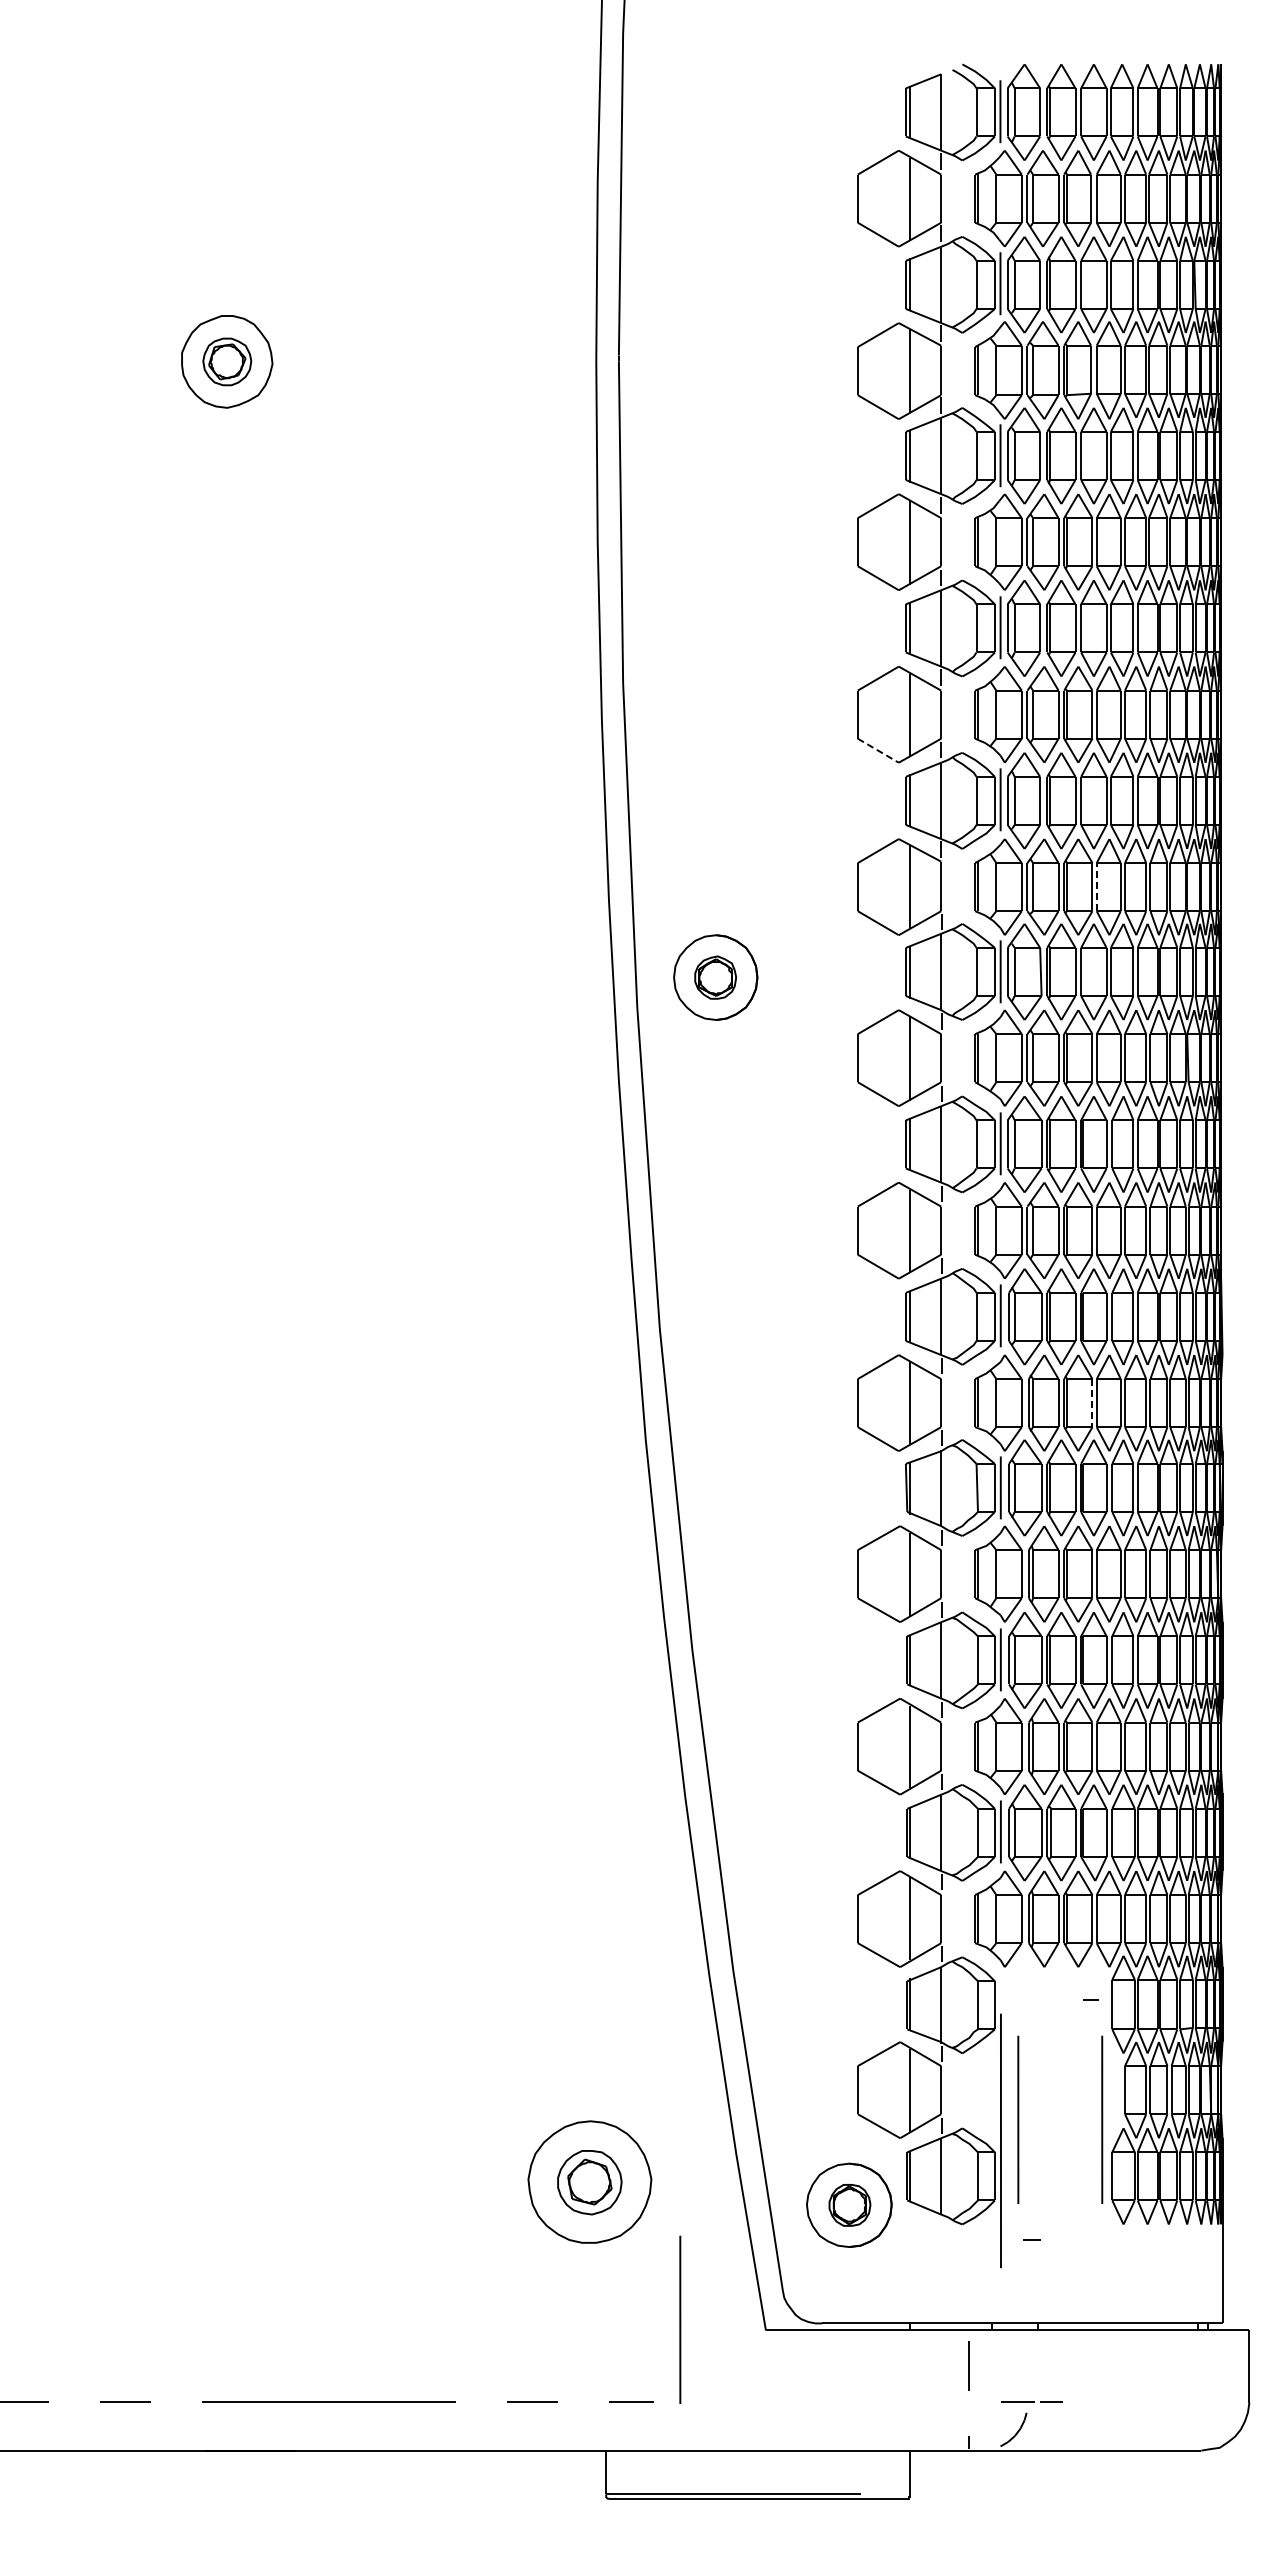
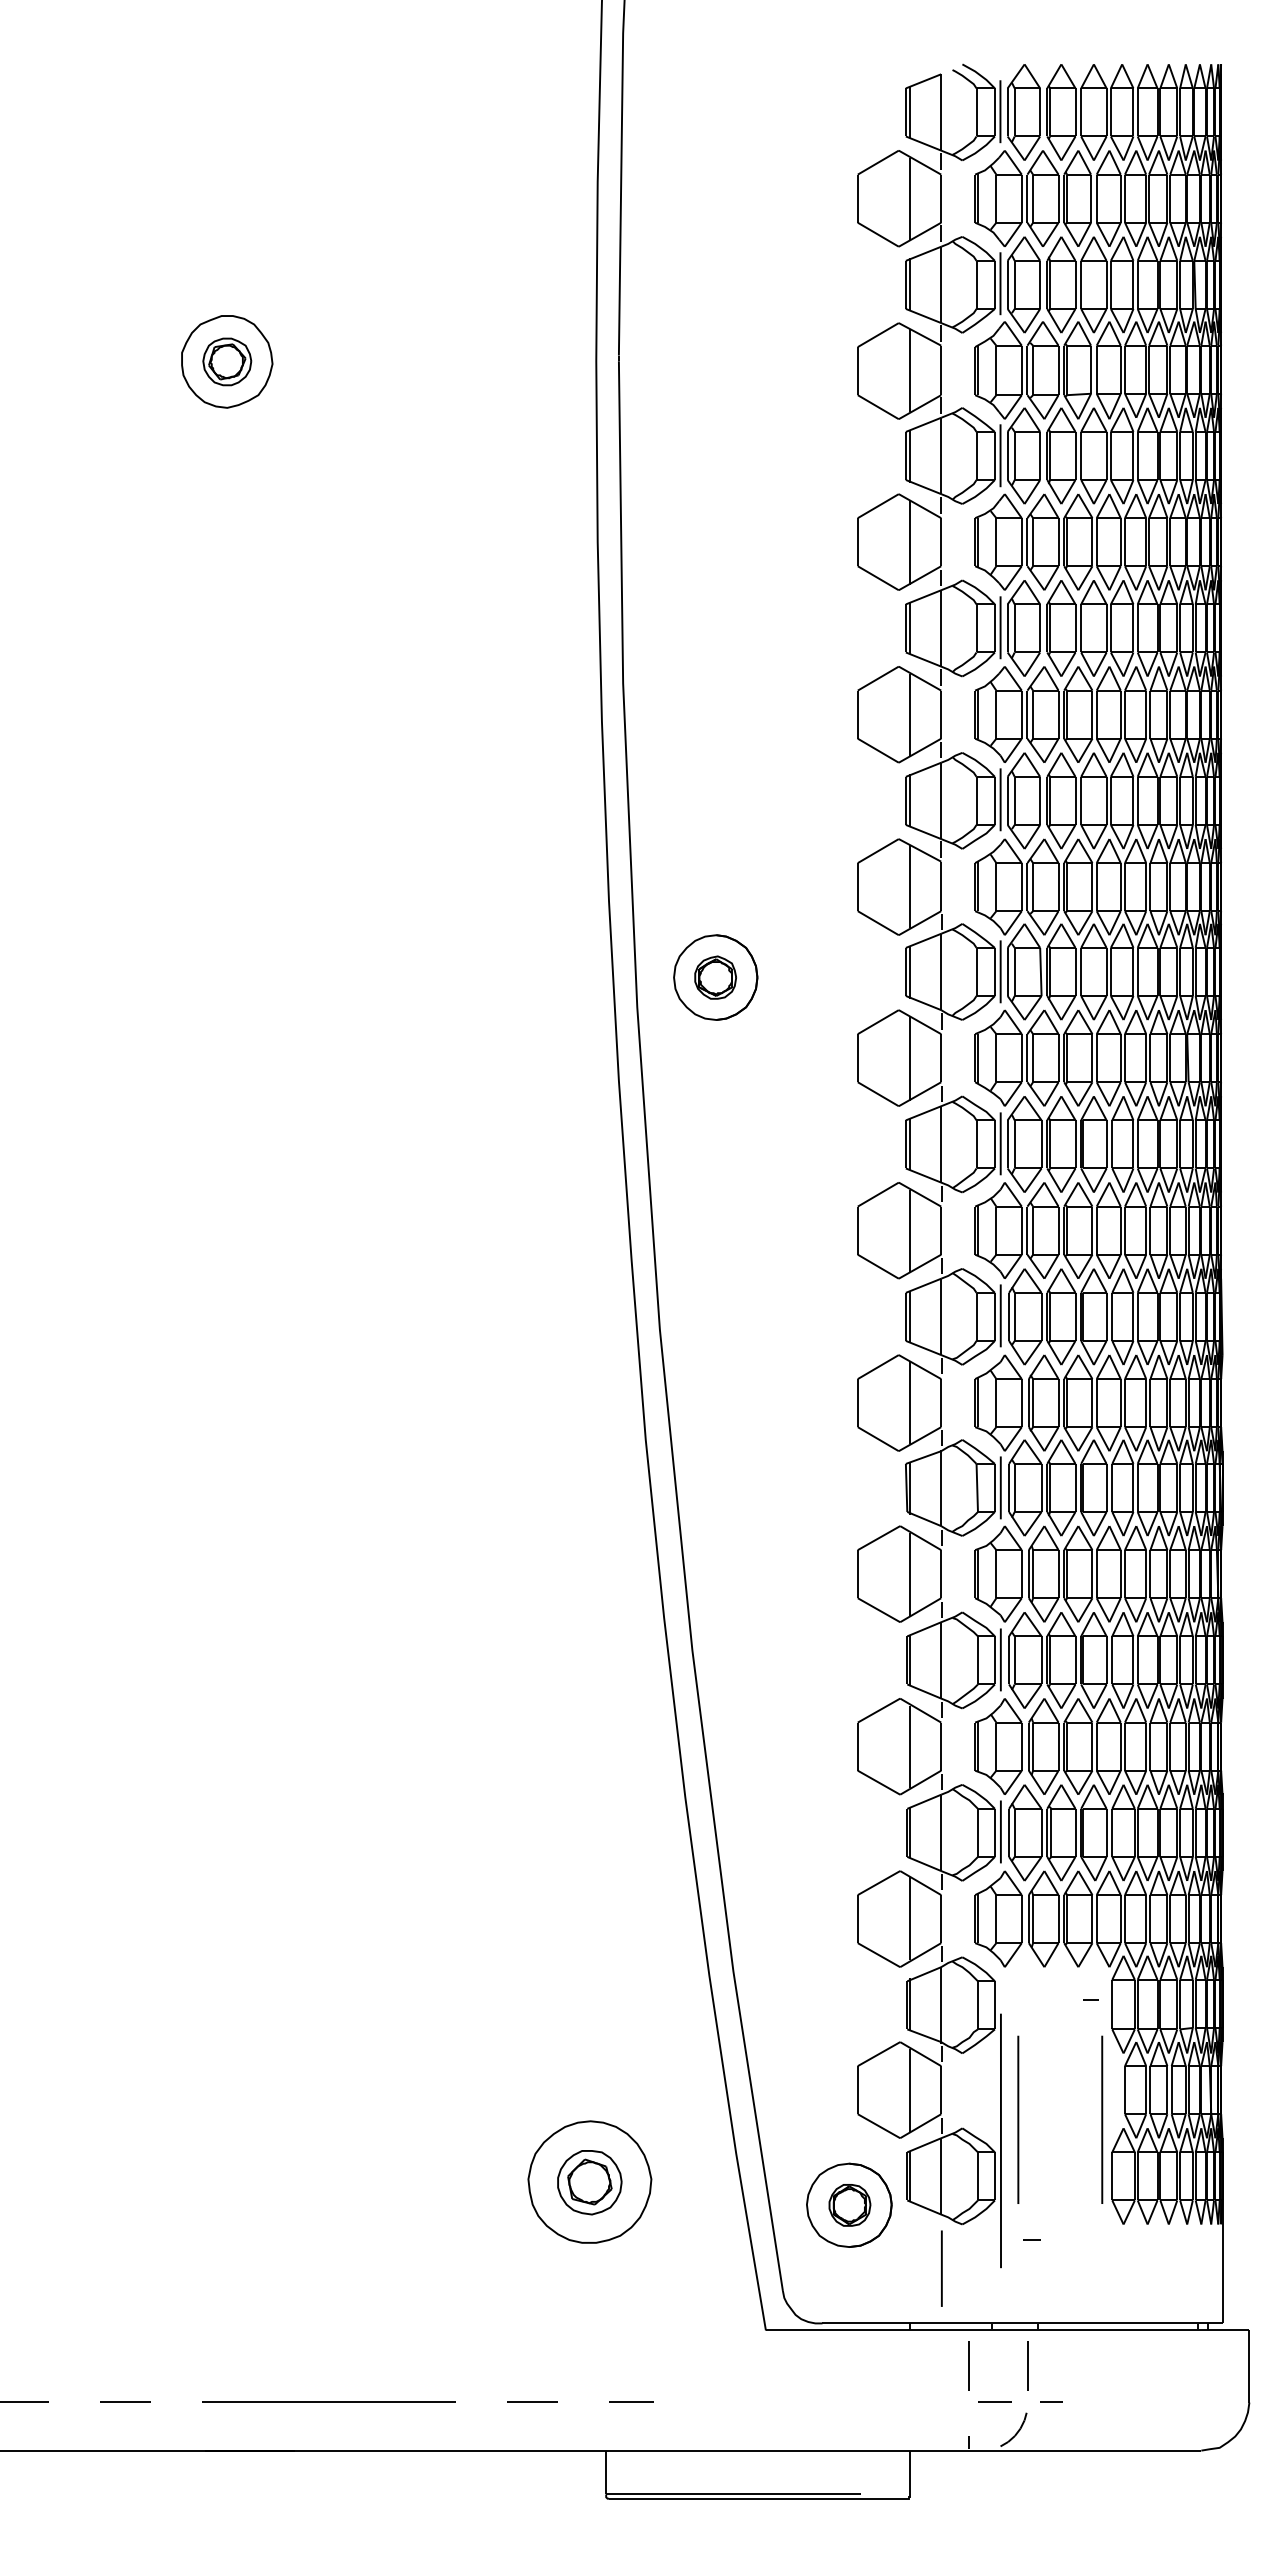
line: dashed -> solid (878, 750)
line: dashed -> solid (1096, 886)
line: dashed -> solid (1092, 1403)
line: none -> present (941, 2268)
line: present -> none (680, 2319)
line: none -> present (1027, 2365)
line position: (1017, 2401) -> (994, 2401) (994, 2401)
